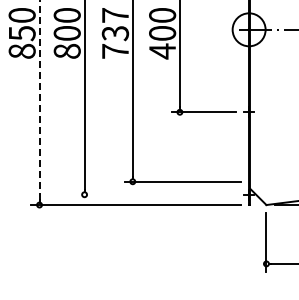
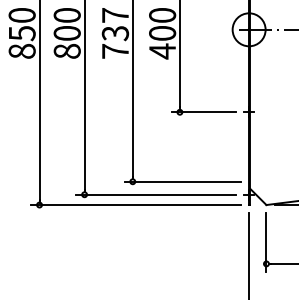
line: dashed -> solid (39, 100)
line: none -> present (155, 194)
line: none -> present (249, 254)
